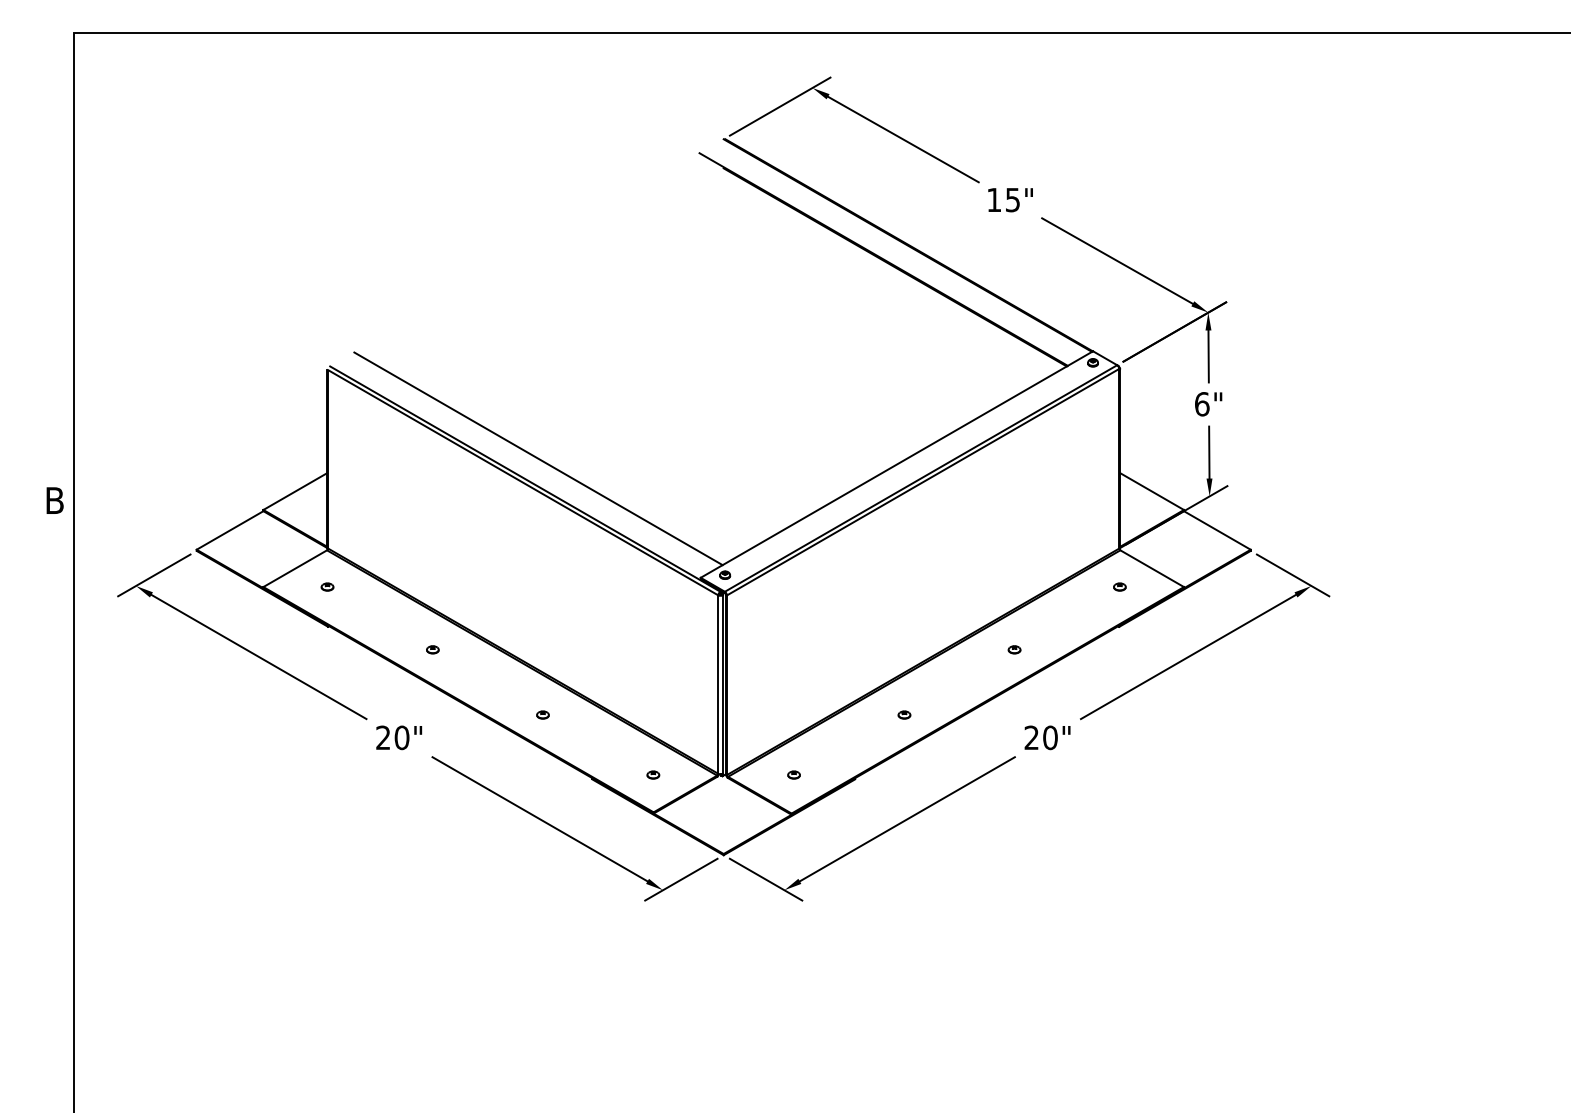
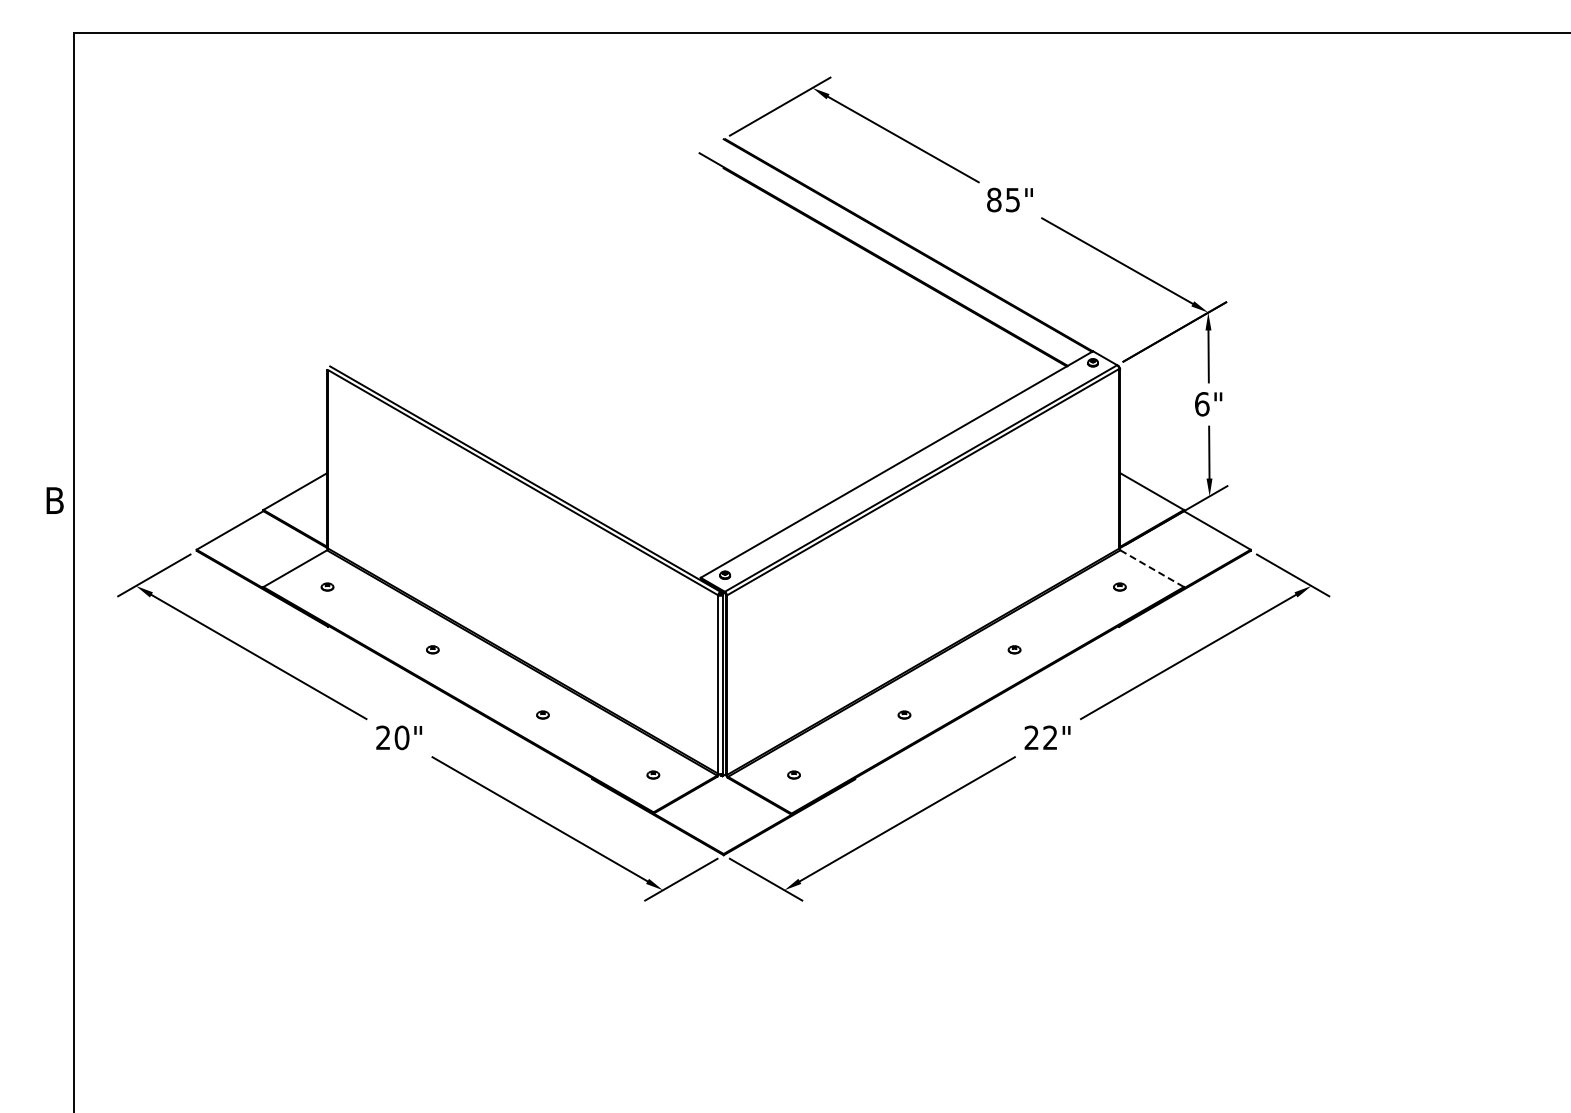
text: 15" -> 85" (994, 199)
line: present -> none (538, 458)
line: solid -> dashed (1152, 568)
text: 20" -> 22" (1050, 737)
